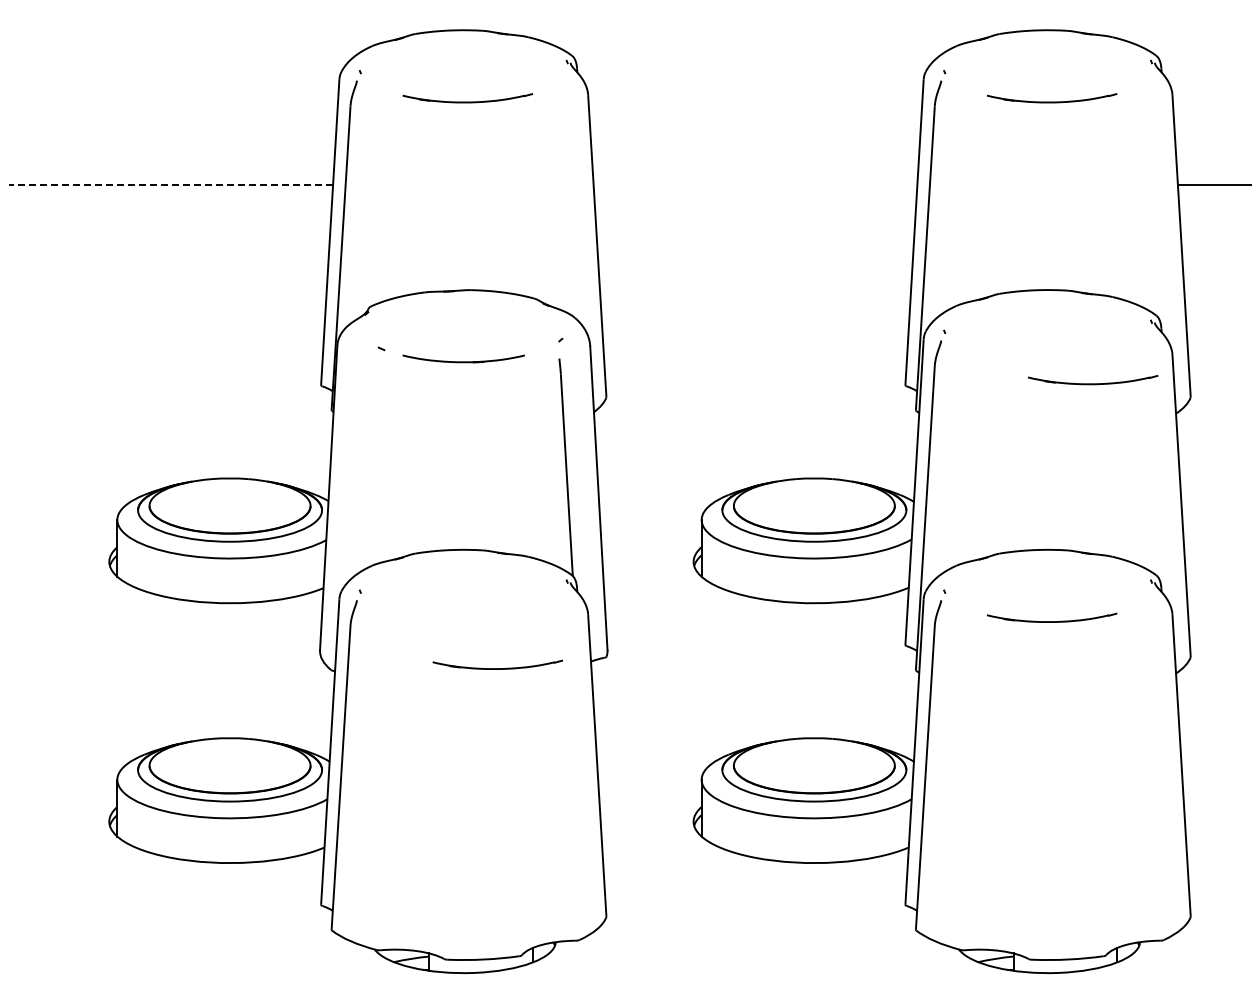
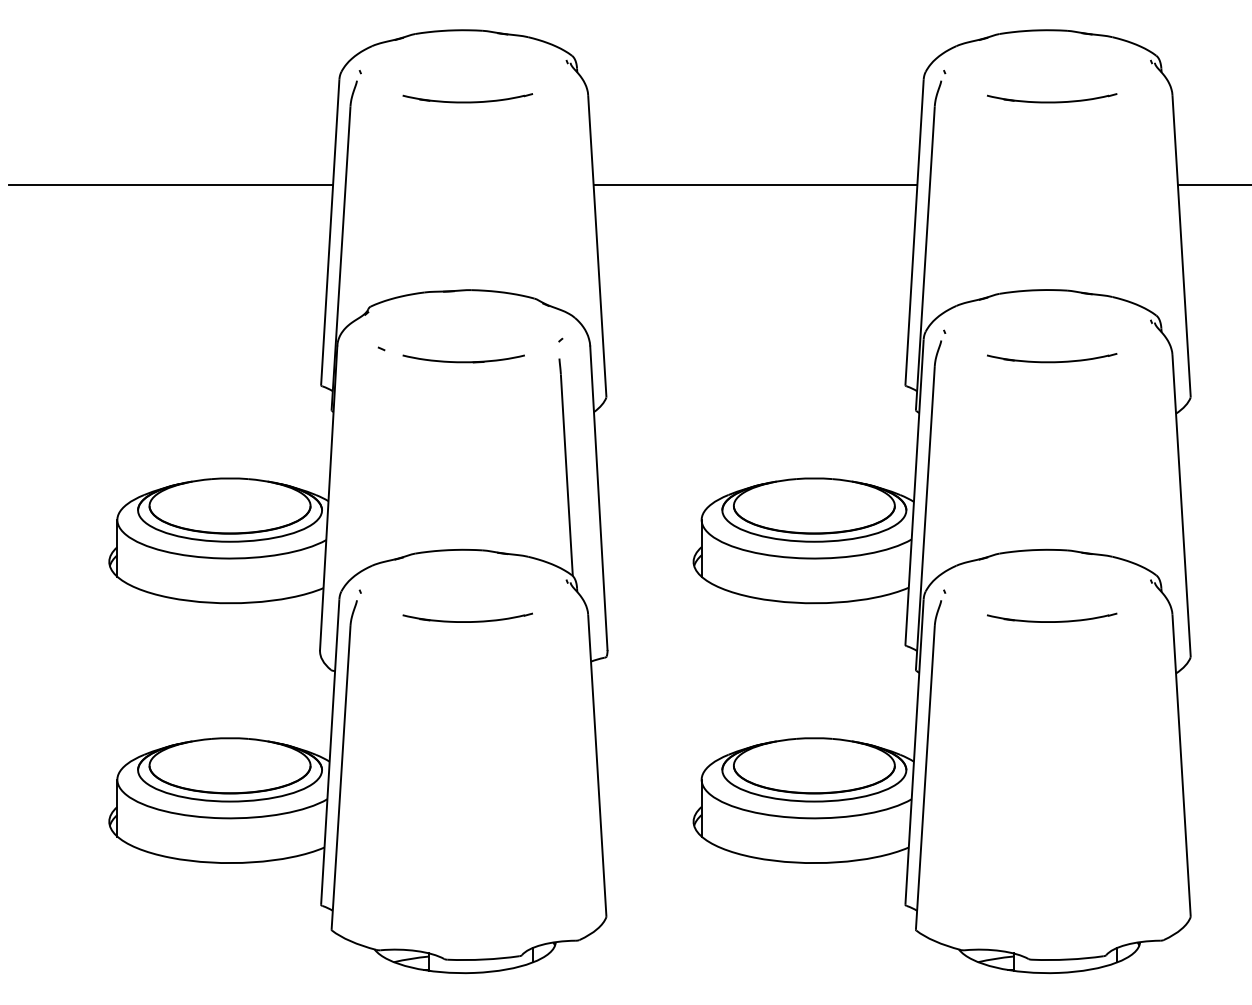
line: dashed -> solid (171, 184)
line: none -> present (755, 184)
part position: (1093, 380) -> (1052, 358) (1052, 358)
part position: (497, 664) -> (467, 617) (467, 617)
